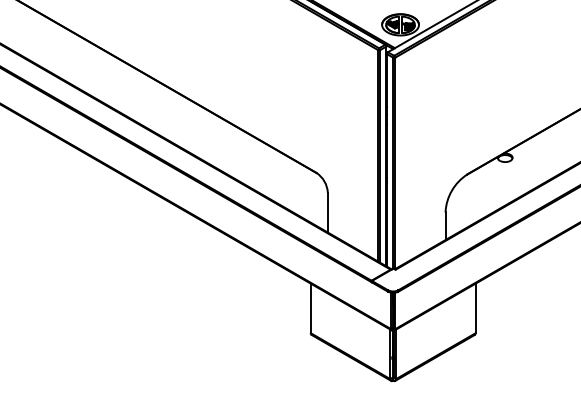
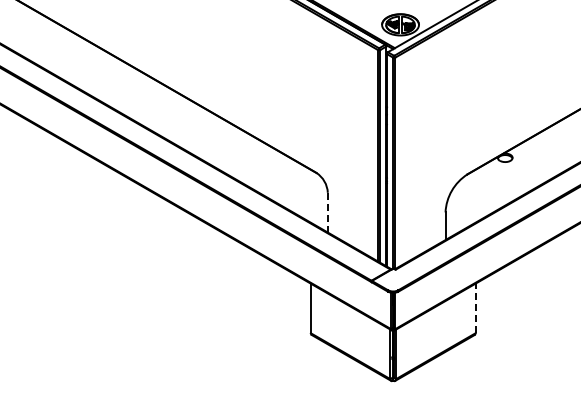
line: solid -> dashed (327, 212)
line: solid -> dashed (475, 308)
